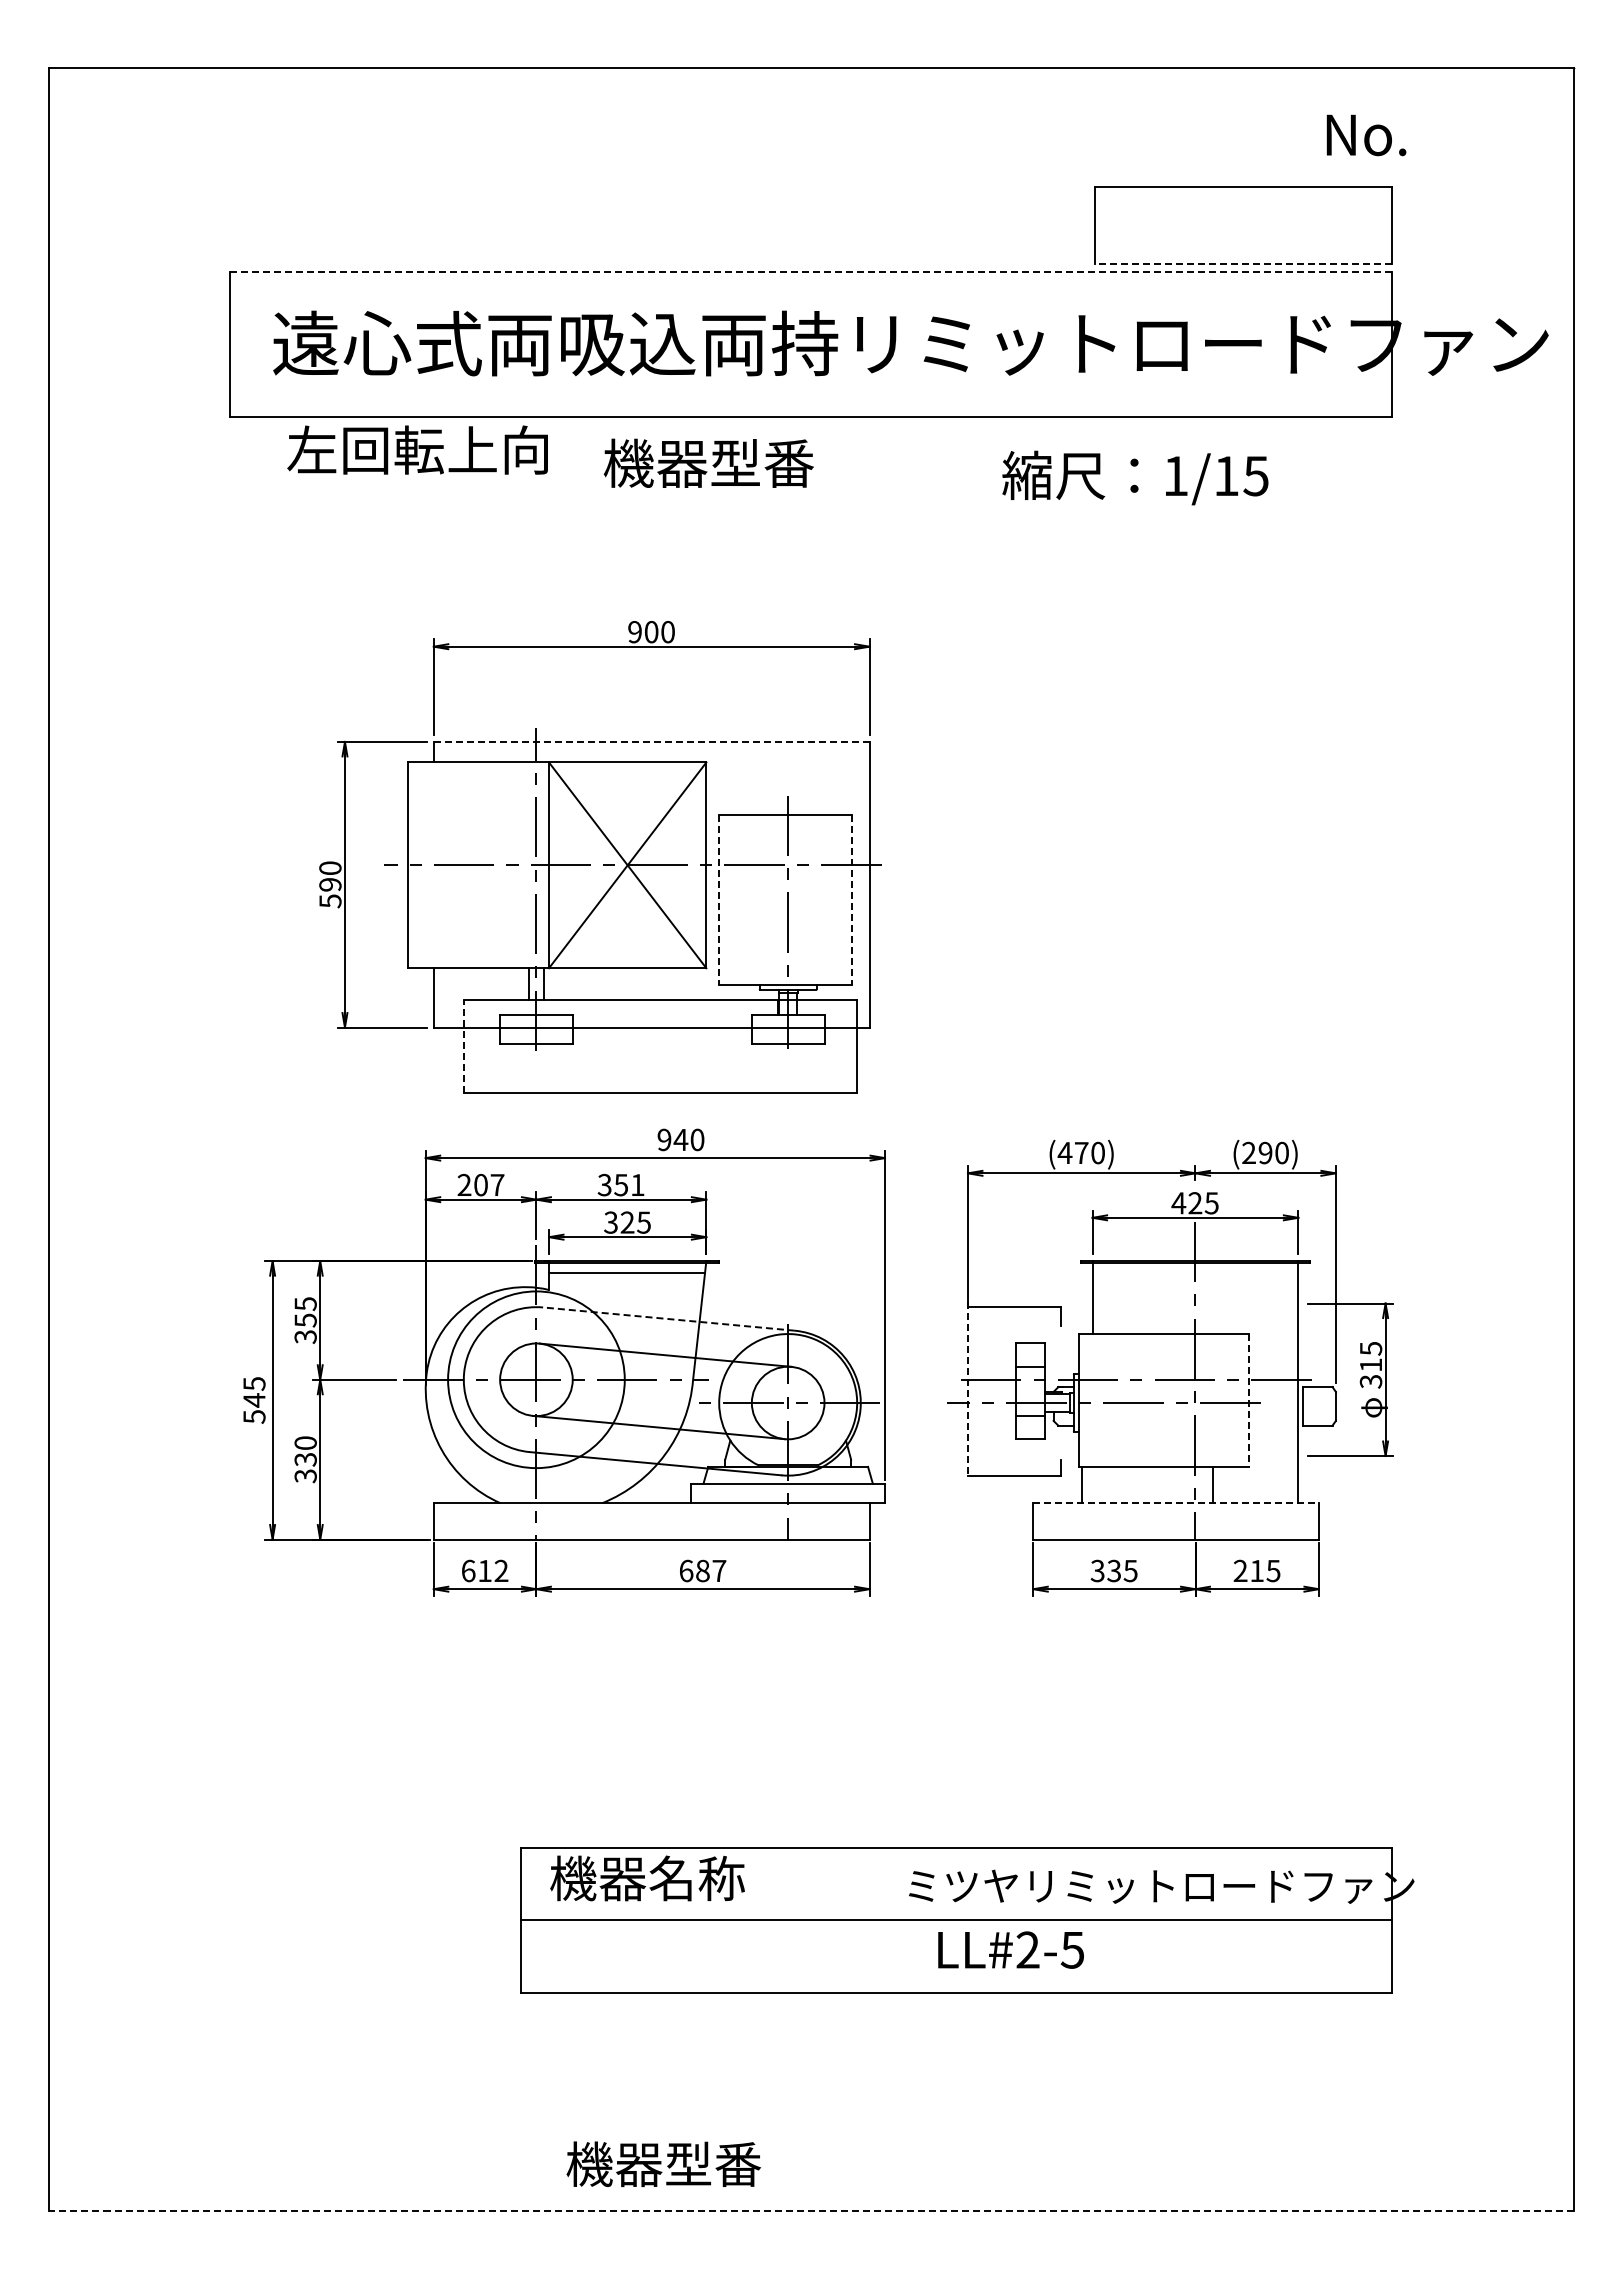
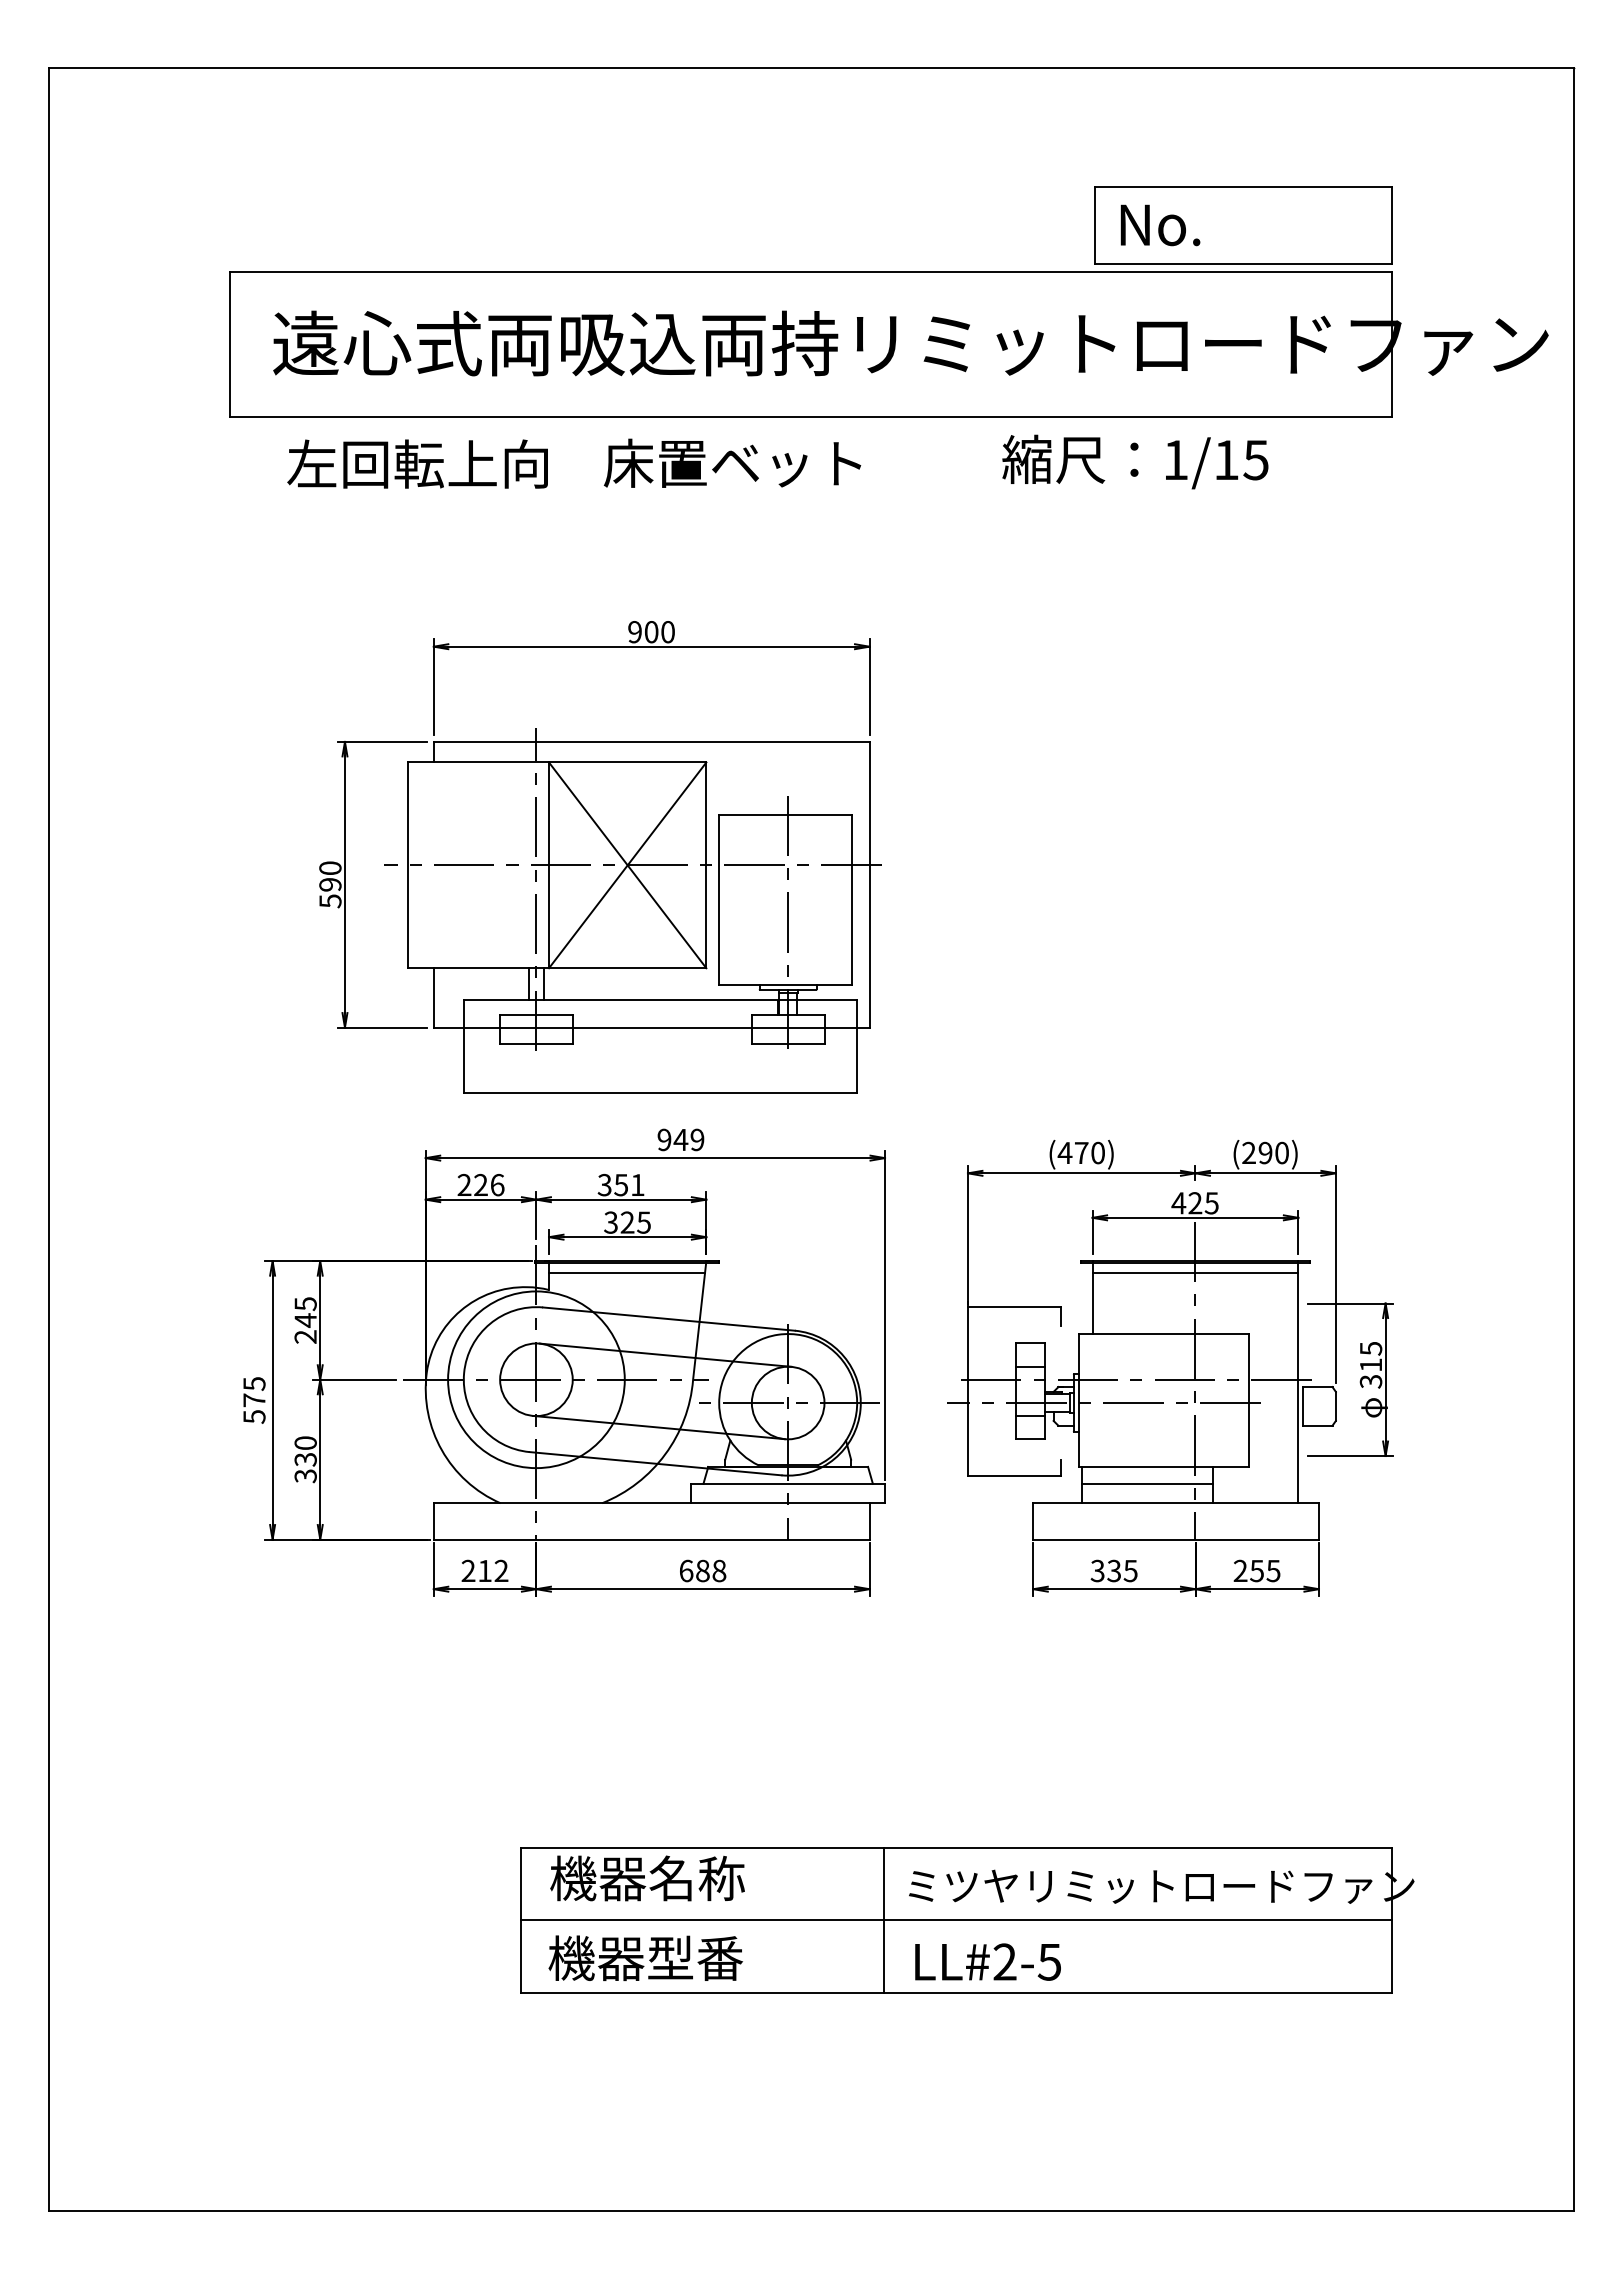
text position: (1366, 135) -> (1160, 225) (1160, 225)
line: dashed -> solid (1243, 263)
line: dashed -> solid (811, 272)
text position: (417, 449) -> (417, 463) (417, 463)
text: 機器型番 -> 床置ベット (732, 462)
text position: (1135, 477) -> (1135, 461) (1135, 461)
line: dashed -> solid (651, 741)
line: dashed -> solid (719, 900)
line: dashed -> solid (852, 900)
line: dashed -> solid (463, 1045)
text: 940 -> 949 (697, 1139)
text: 207 -> 226 (489, 1184)
line: none -> present (1195, 1273)
line: dashed -> solid (668, 1319)
text: 355 -> 245 (305, 1328)
line: dashed -> solid (967, 1389)
text: 545 -> 575 (254, 1400)
line: dashed -> solid (1249, 1401)
line: none -> present (1146, 1483)
line: dashed -> solid (1176, 1503)
text: 612 -> 212 (468, 1570)
text: 687 -> 688 (719, 1570)
text: 215 -> 255 (1256, 1571)
line: none -> present (883, 1919)
text position: (1010, 1949) -> (987, 1961) (987, 1961)
text position: (663, 2163) -> (645, 1957) (645, 1957)
line: dashed -> solid (810, 2210)
